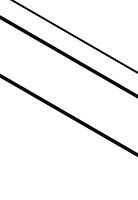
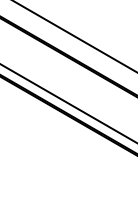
line: none -> present (68, 103)
